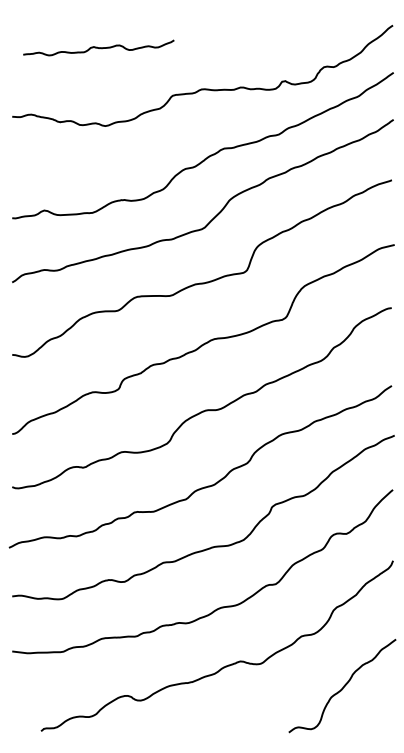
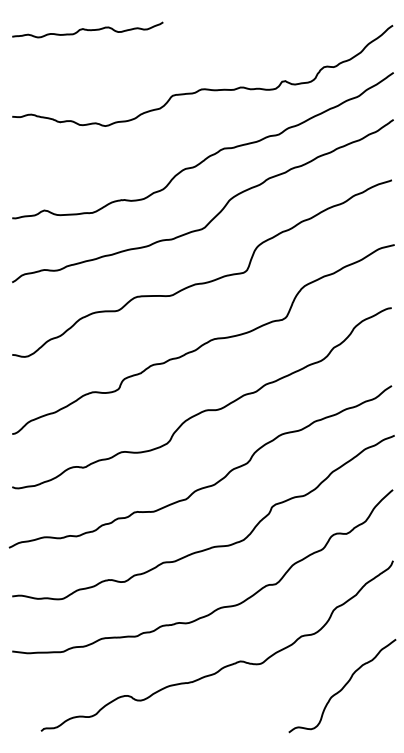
curve position: (98, 47) -> (87, 29) (87, 29)
